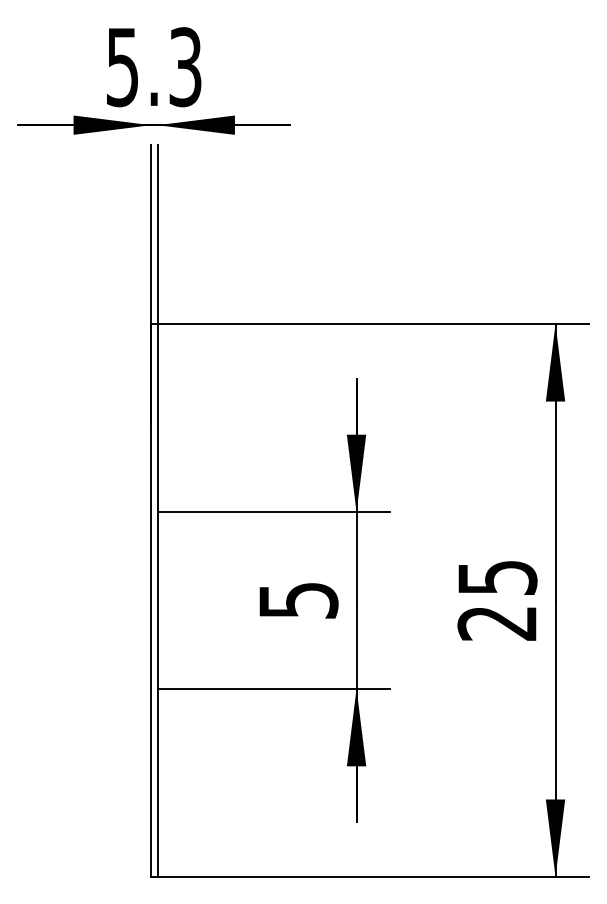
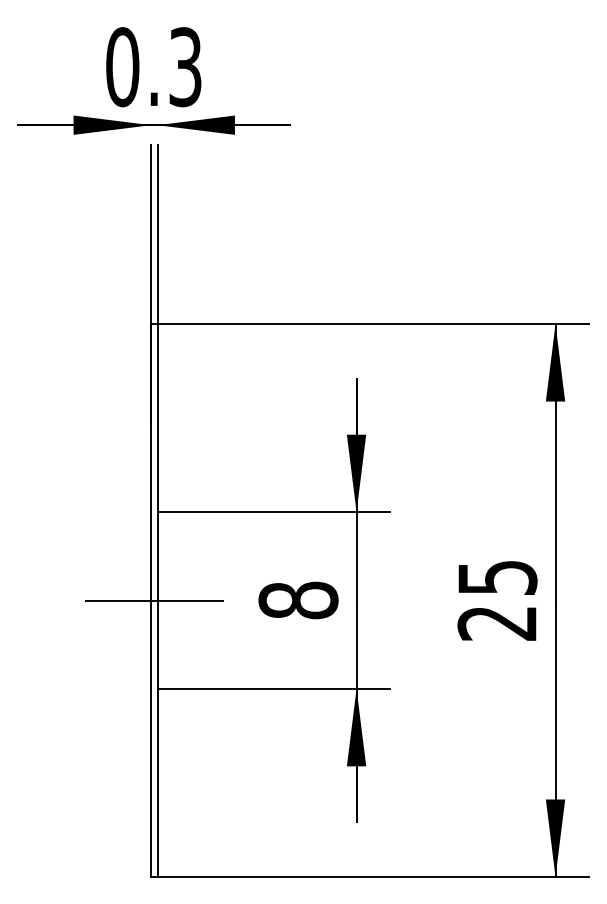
text: 5.3 -> 0.3 (122, 67)
line: none -> present (153, 600)
text: 5 -> 8 (298, 600)
